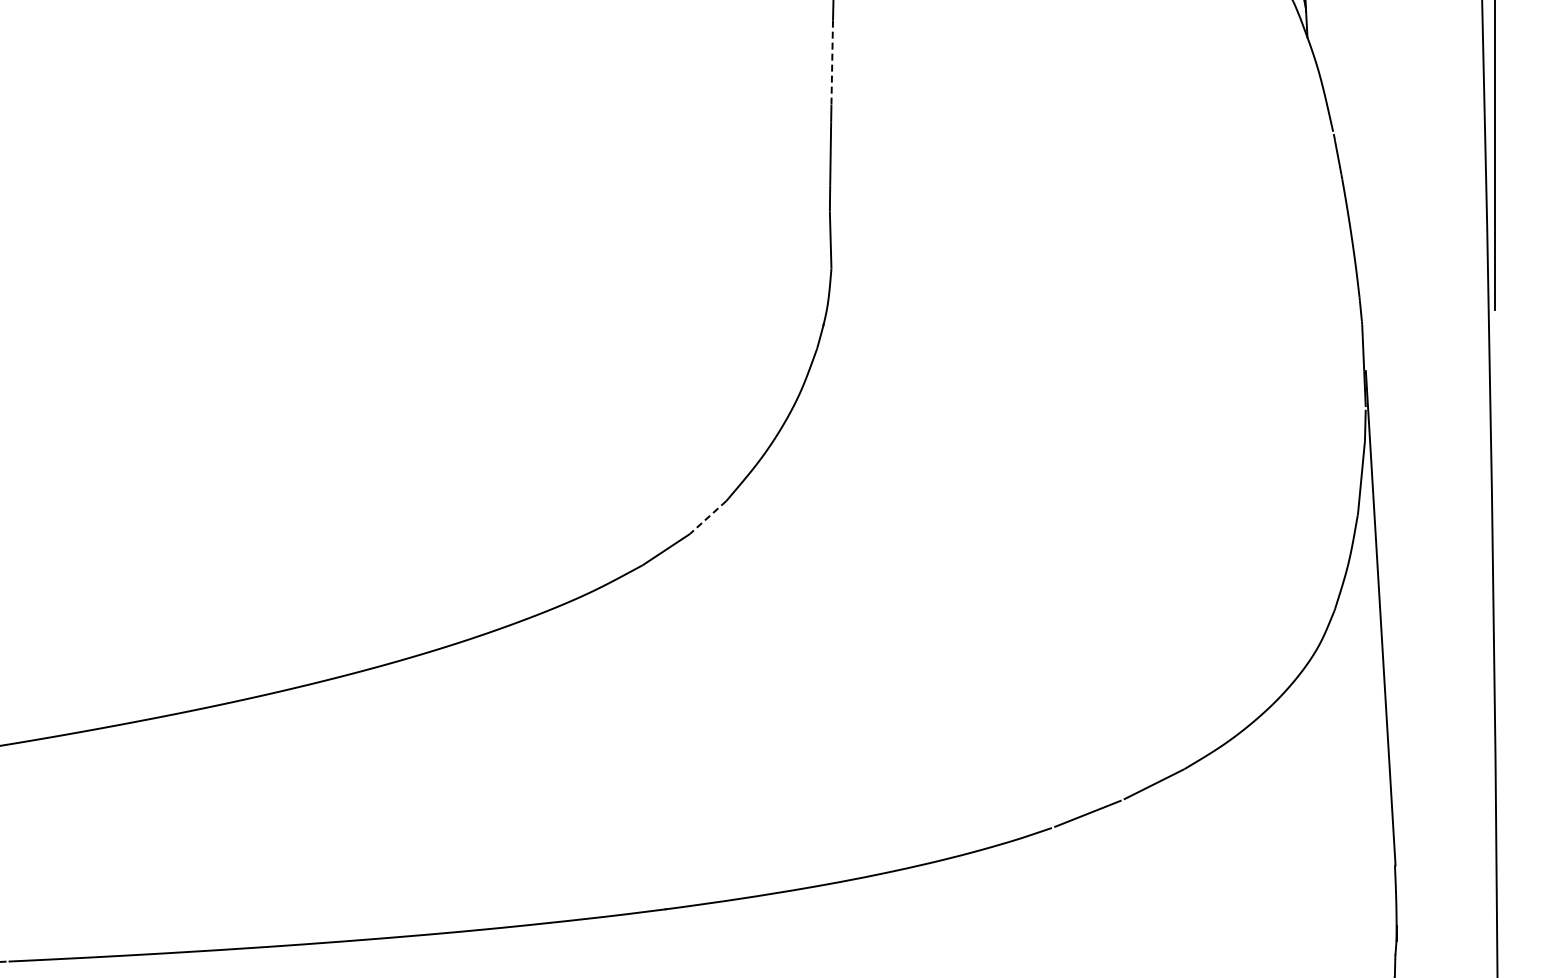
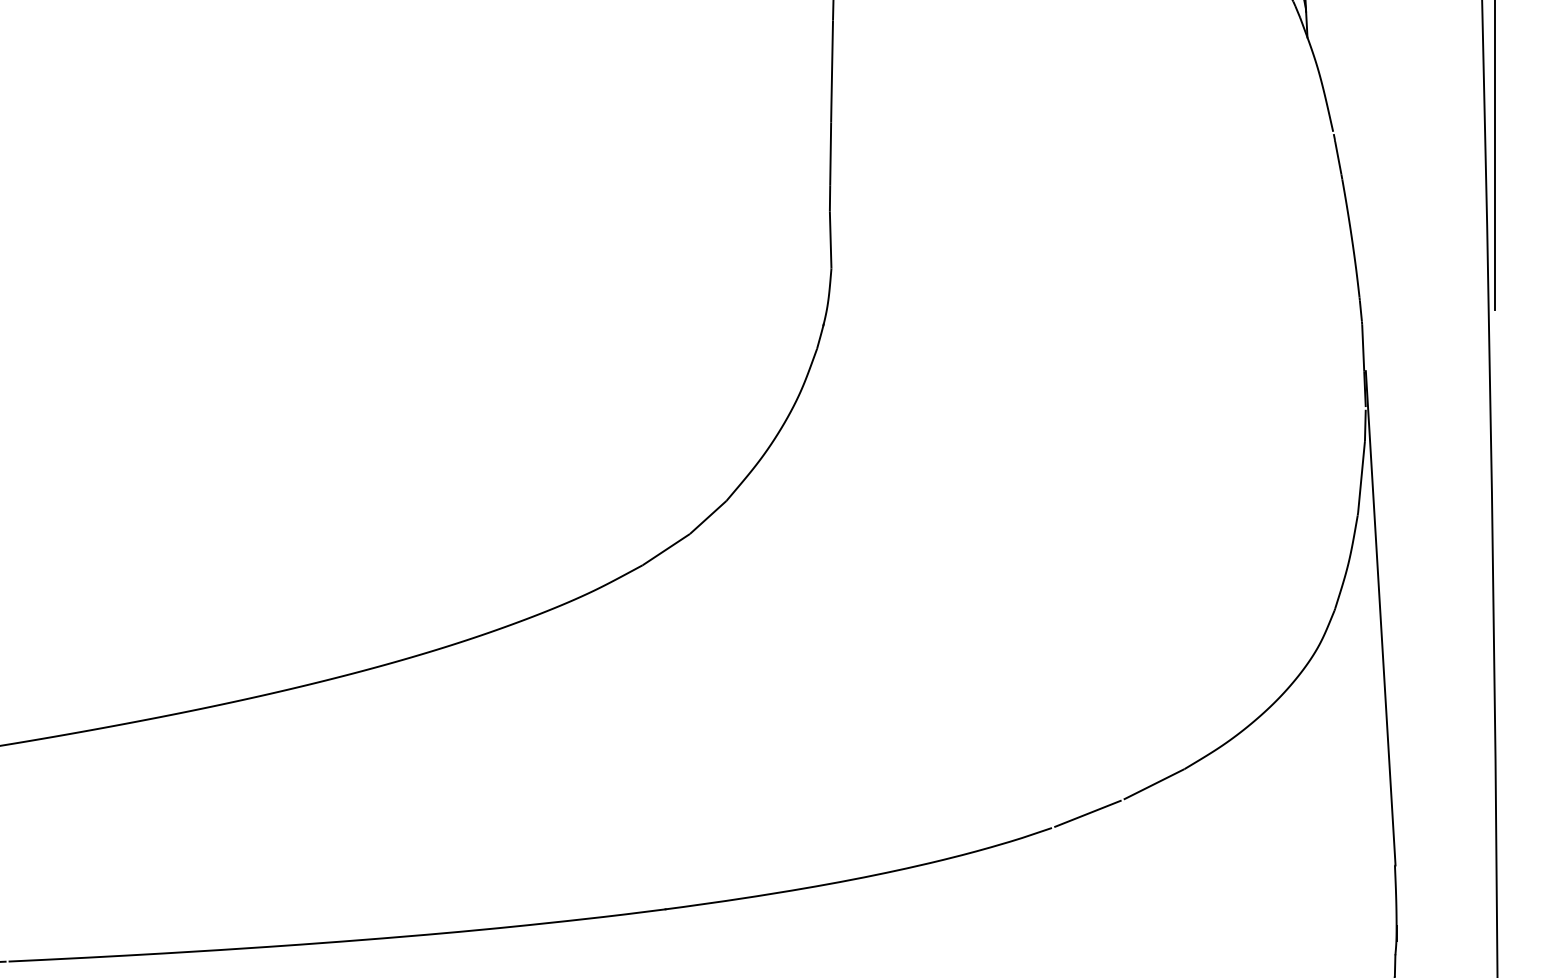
line: dashed -> solid (832, 63)
line: dashed -> solid (708, 517)
